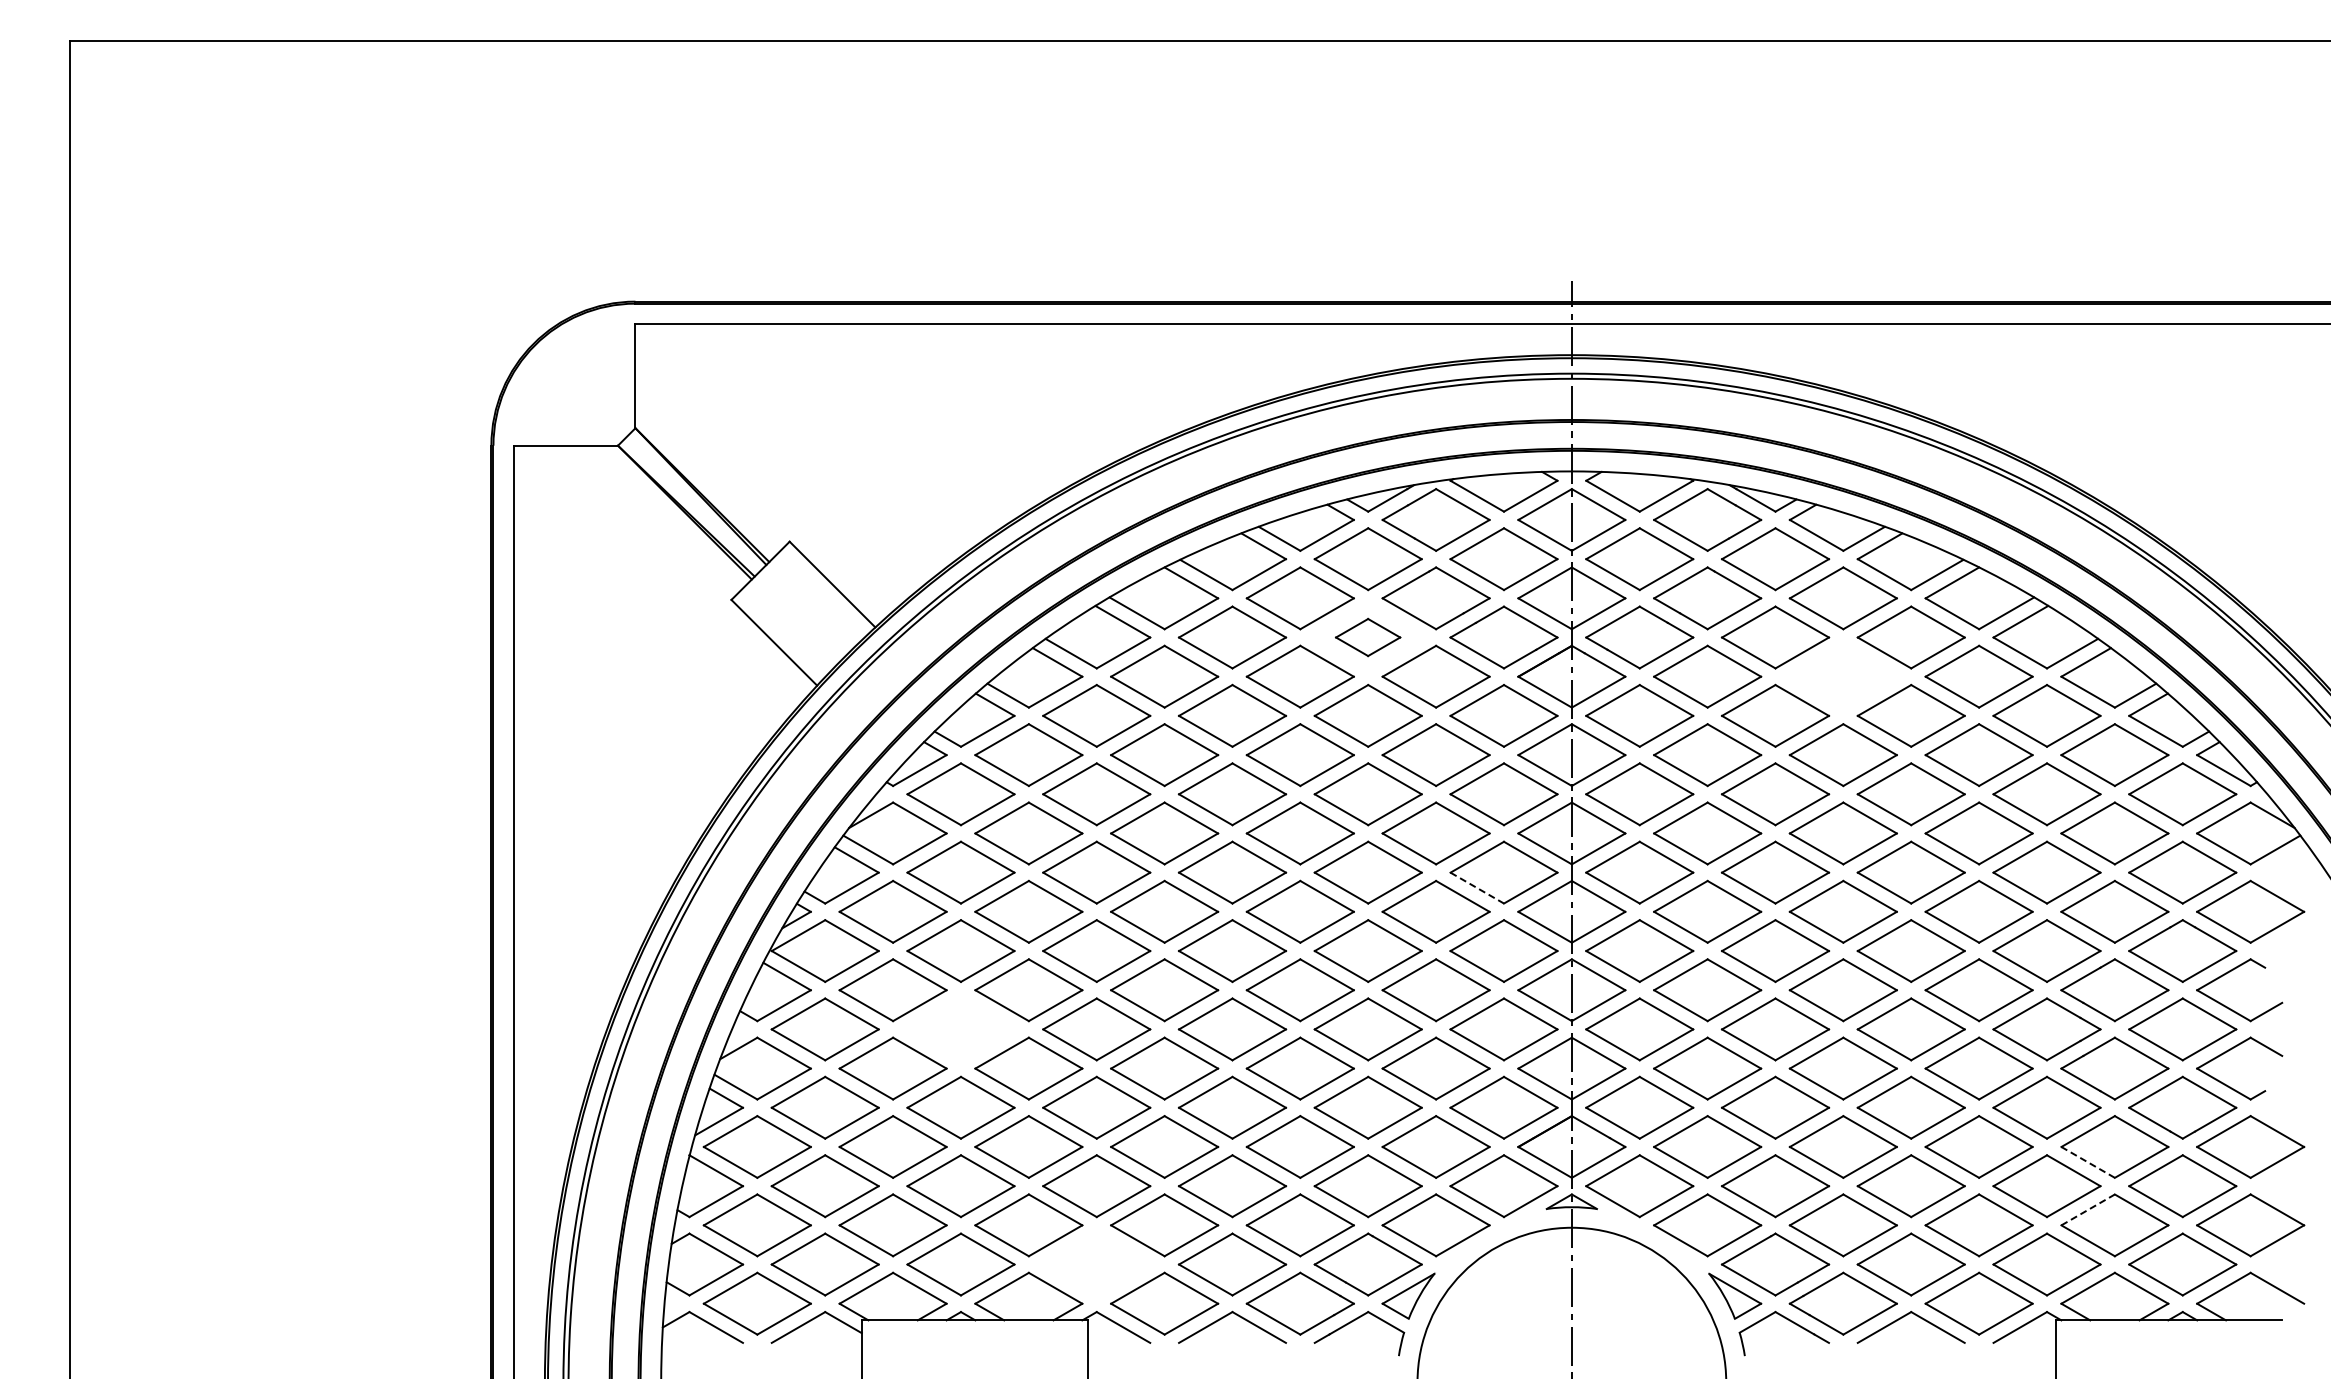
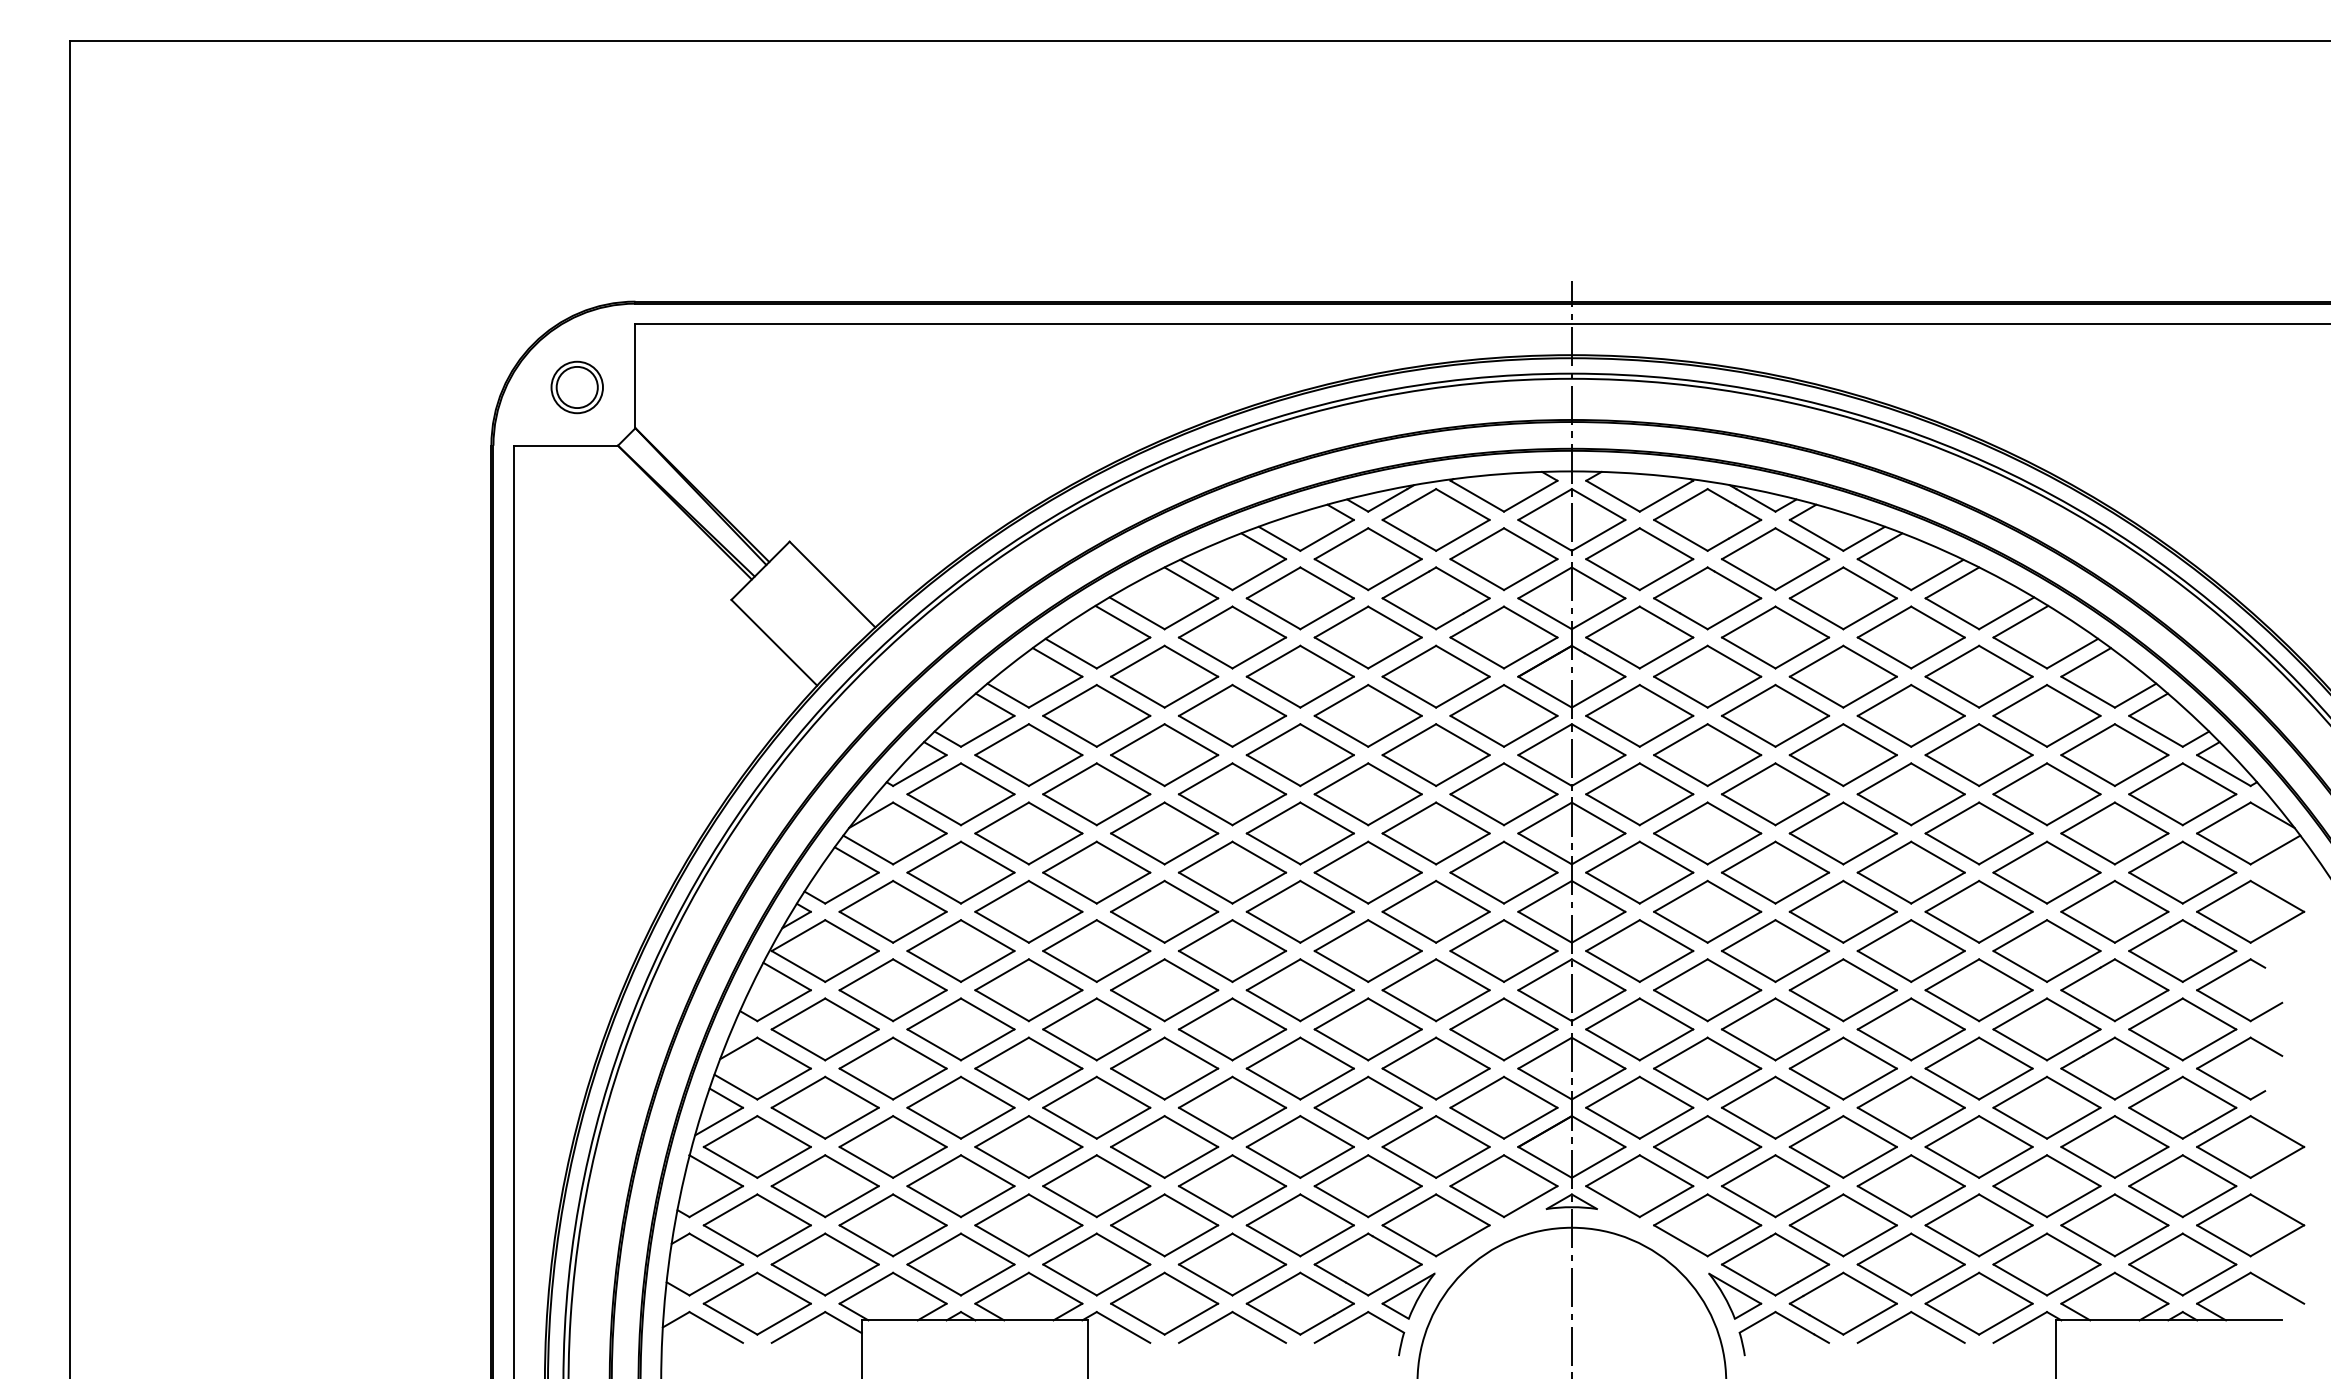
part: none -> present (576, 387)
part size: 68x41 px -> 110x65 px (1367, 637)
part: none -> present (1842, 676)
line: dashed -> solid (1477, 888)
part: none -> present (960, 1029)
line: dashed -> solid (2088, 1162)
line: dashed -> solid (2088, 1209)
part: none -> present (1096, 1264)
